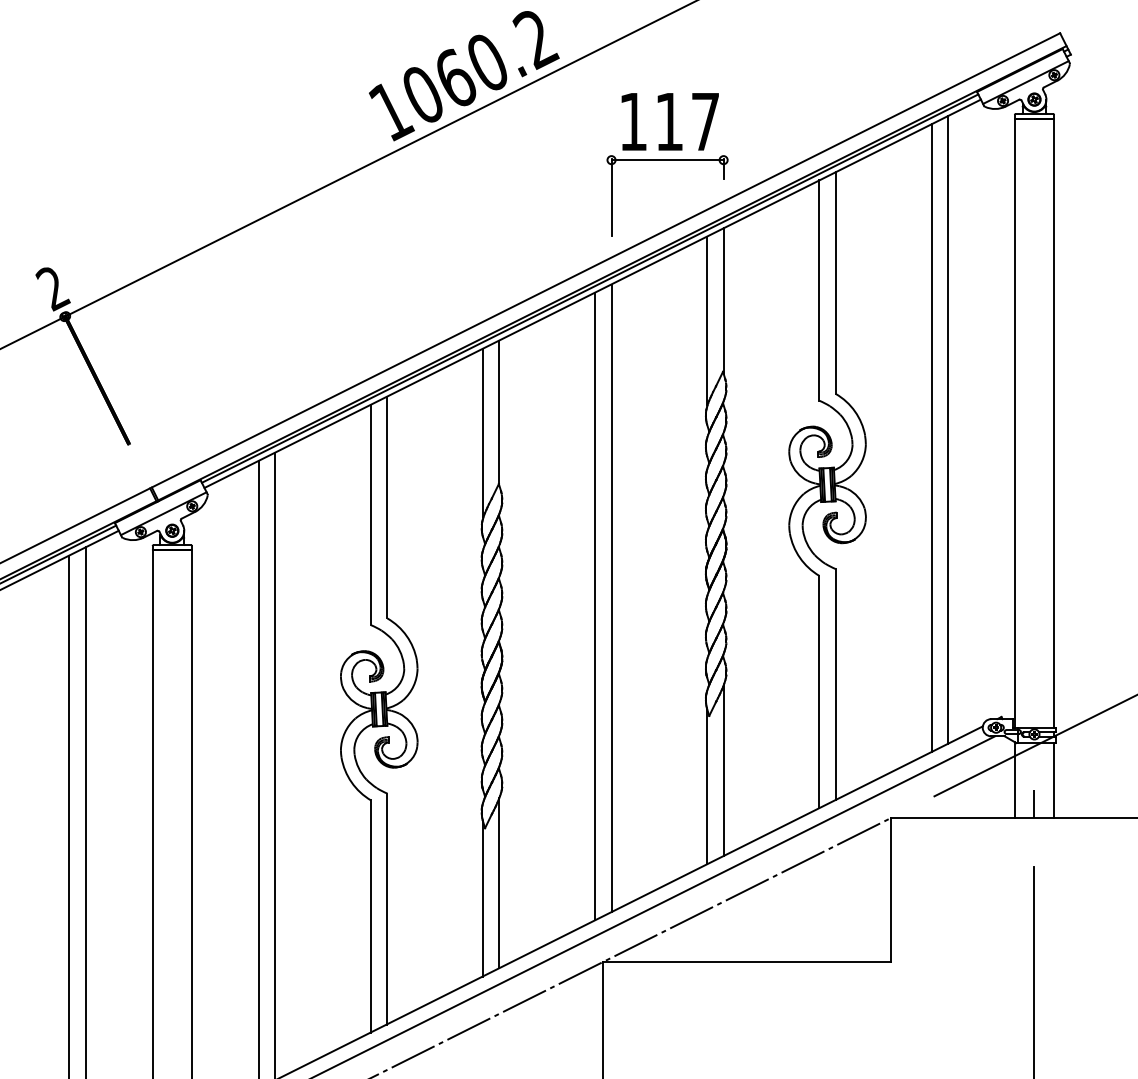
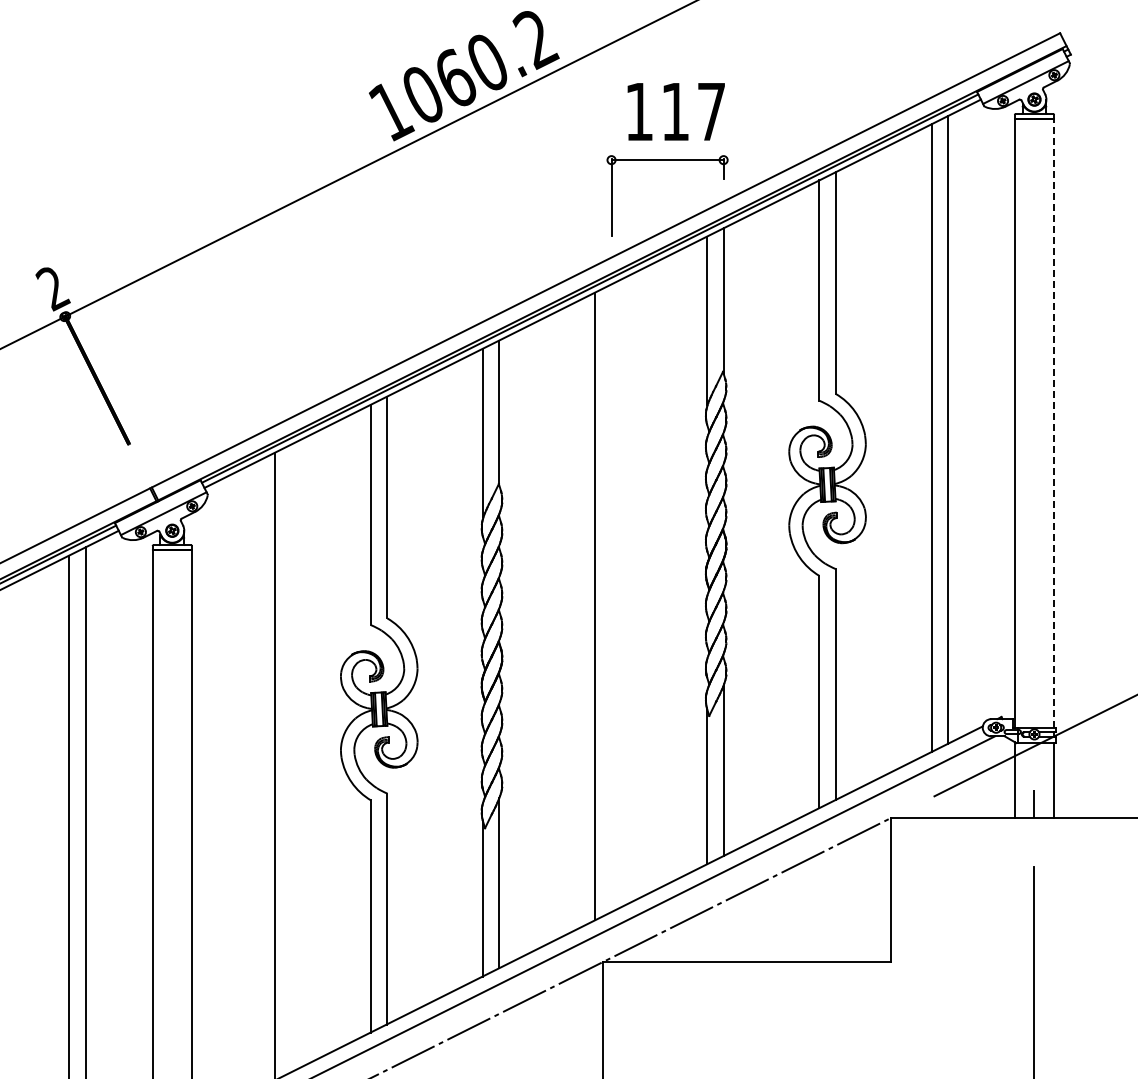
text position: (669, 121) -> (675, 111) (675, 111)
line: solid -> dashed (1053, 422)
line: present -> none (611, 598)
line: present -> none (259, 768)
